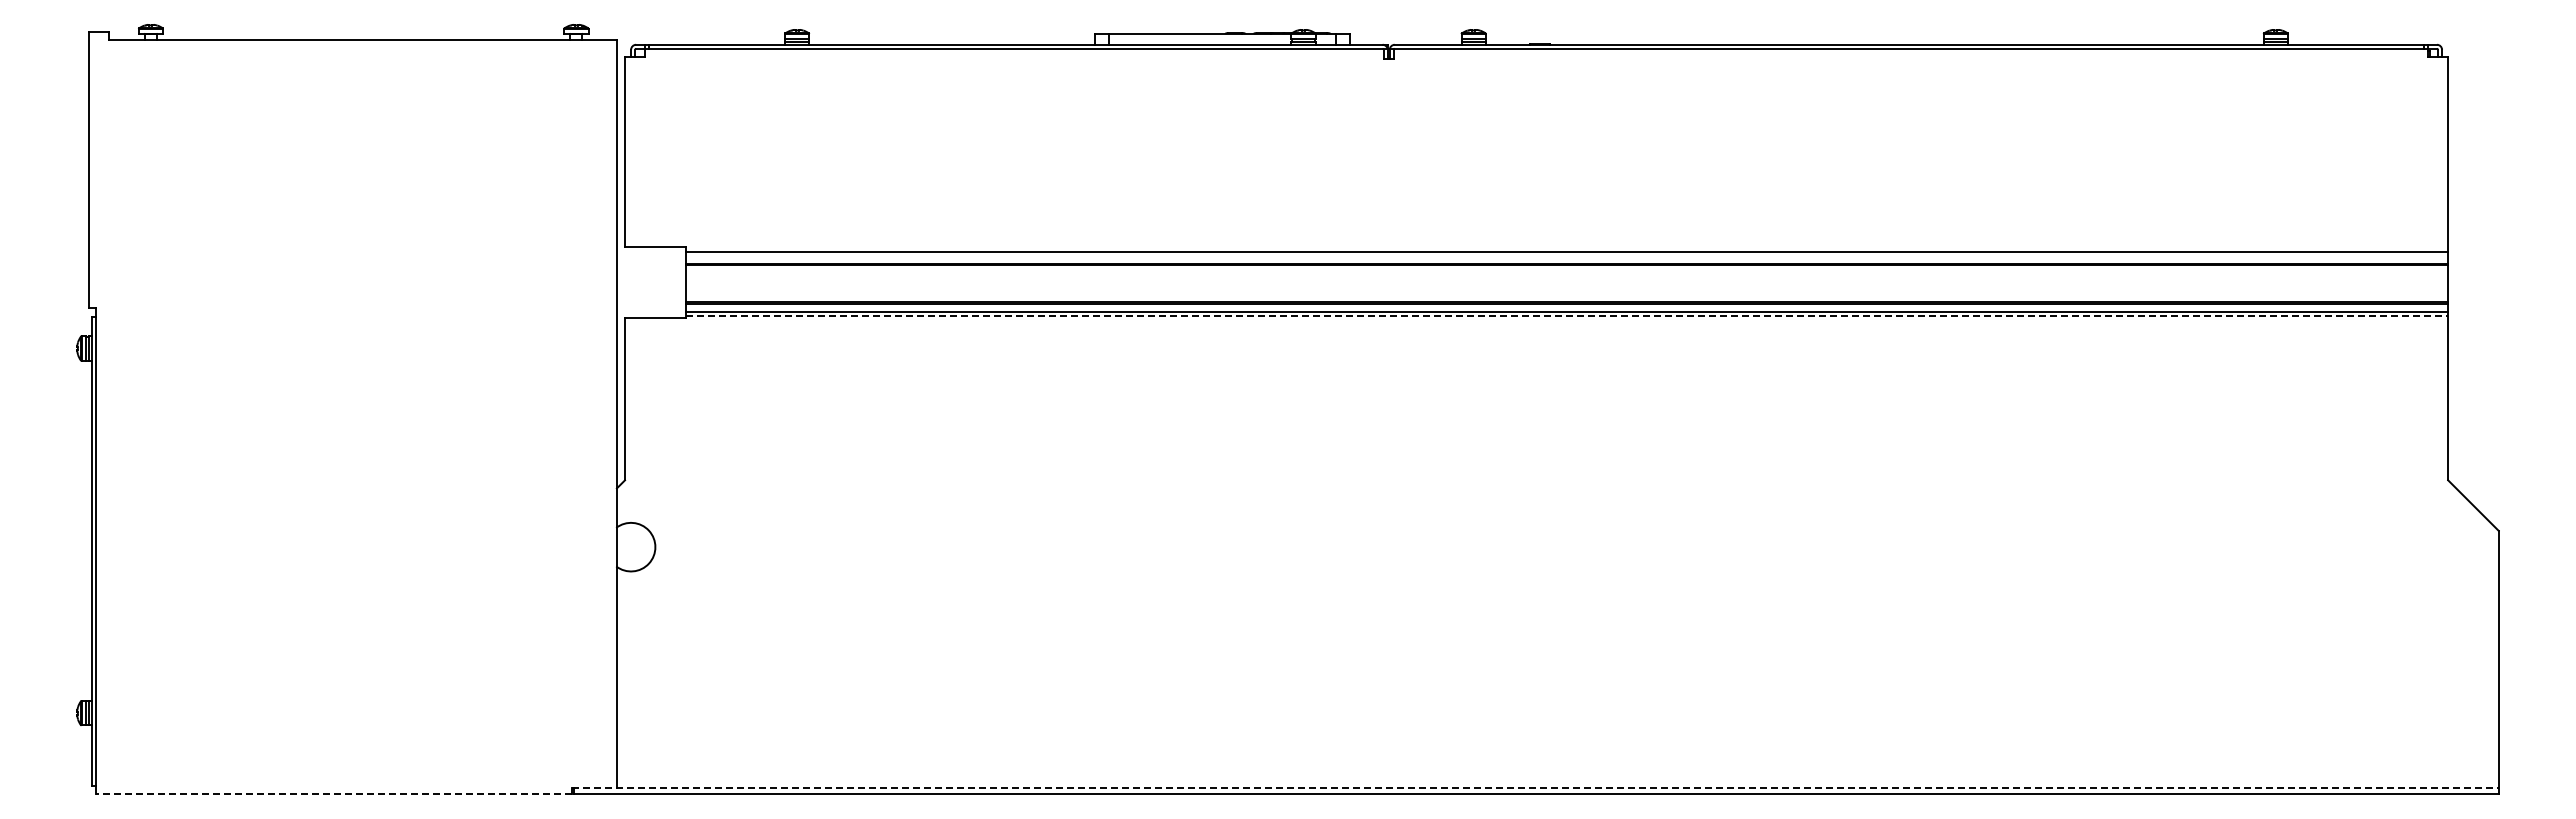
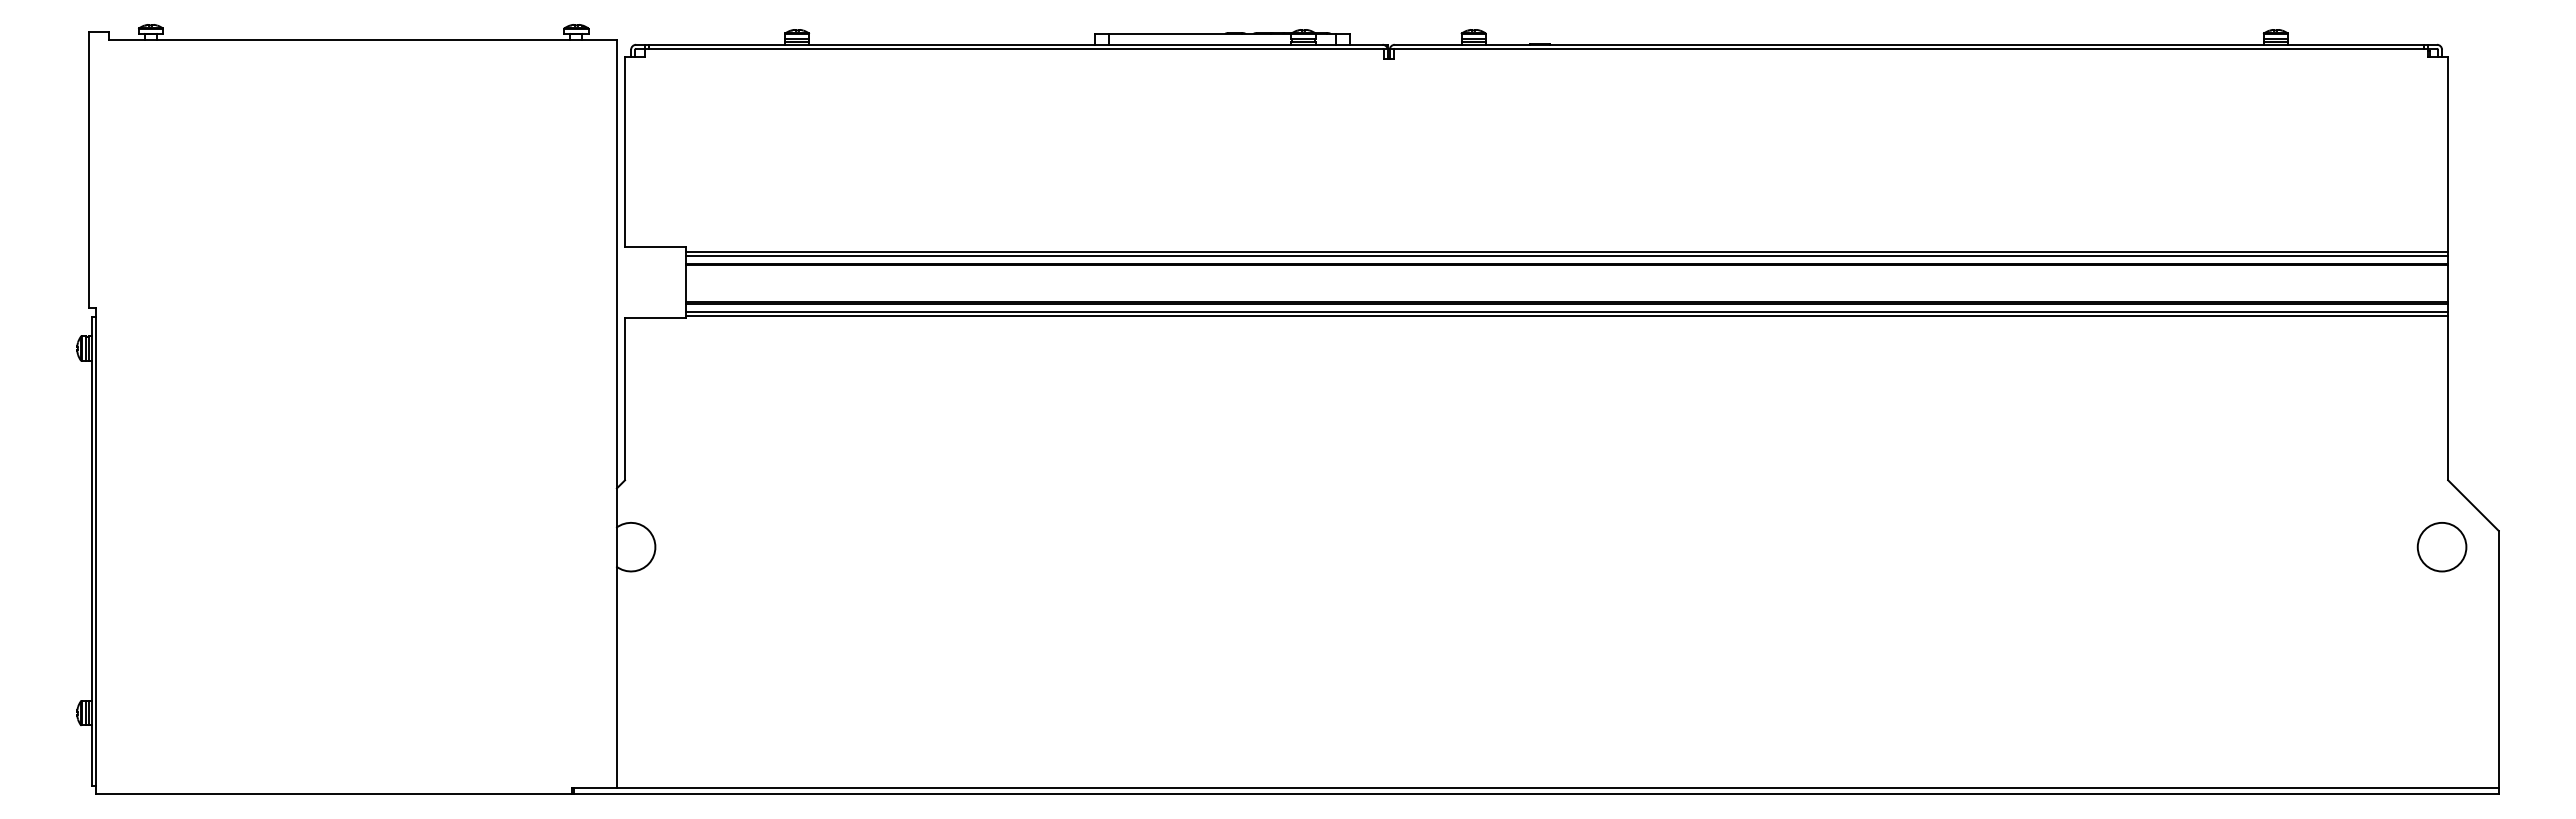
line: none -> present (1566, 255)
line: dashed -> solid (1567, 316)
circle: none -> present (2441, 547)
line: dashed -> solid (1536, 788)
line: dashed -> solid (333, 794)
